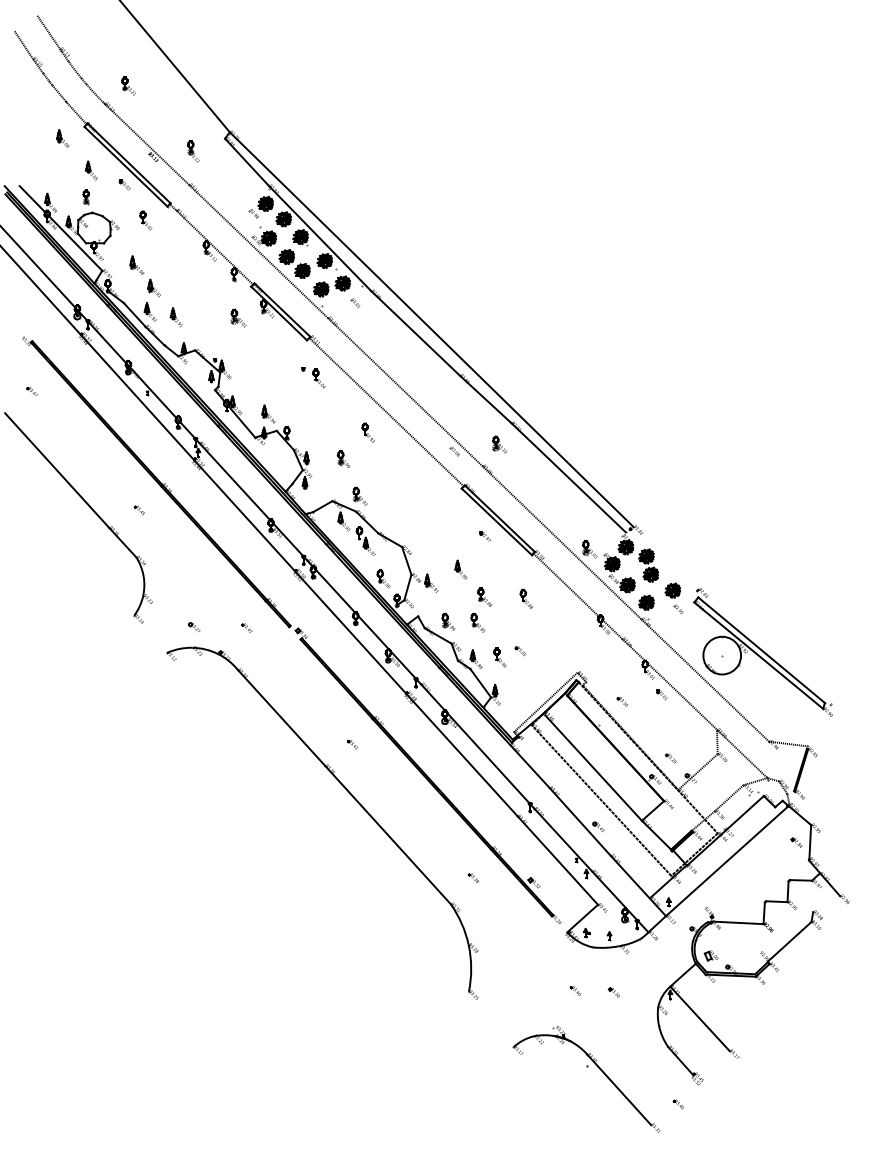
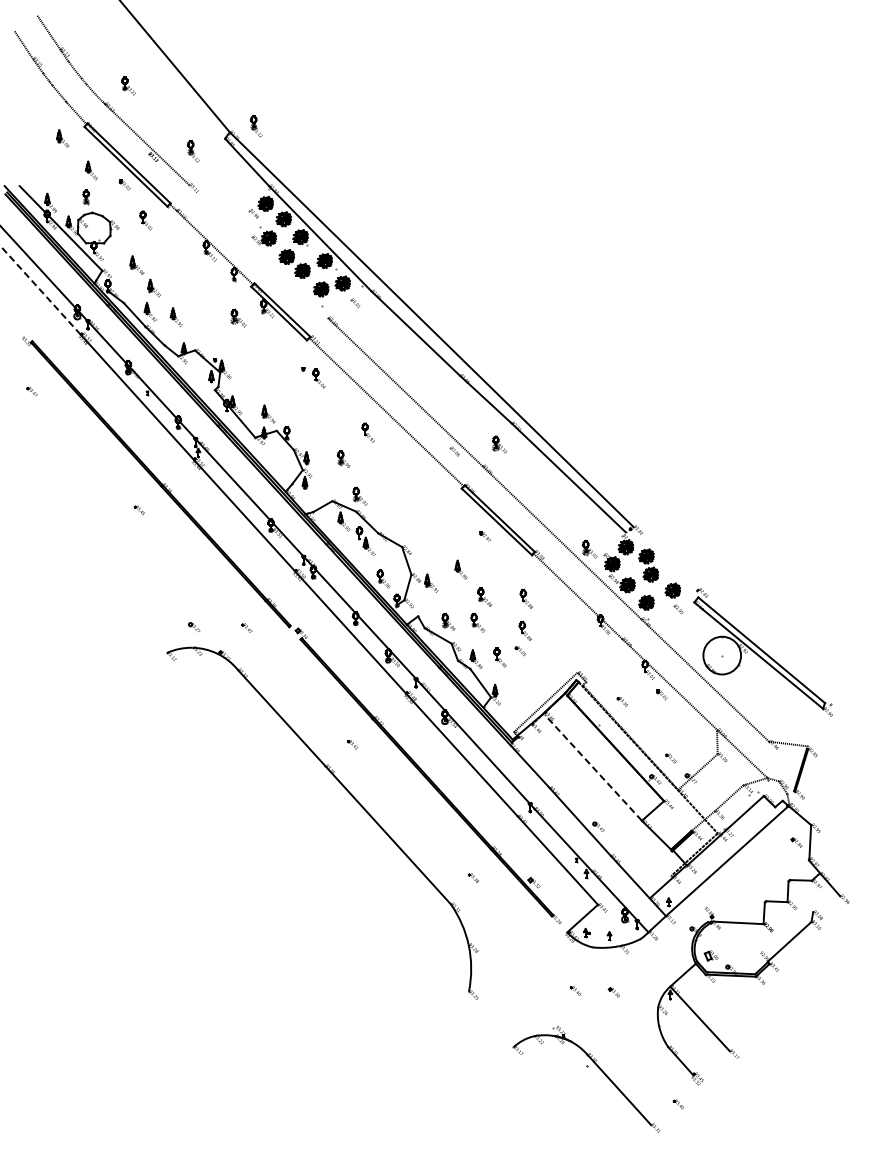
part: none -> present (255, 126)
line: present -> none (258, 251)
line: solid -> dashed (40, 290)
part: present -> none (88, 506)
part: none -> present (524, 630)
line: solid -> dashed (593, 768)
line: present -> none (601, 800)
